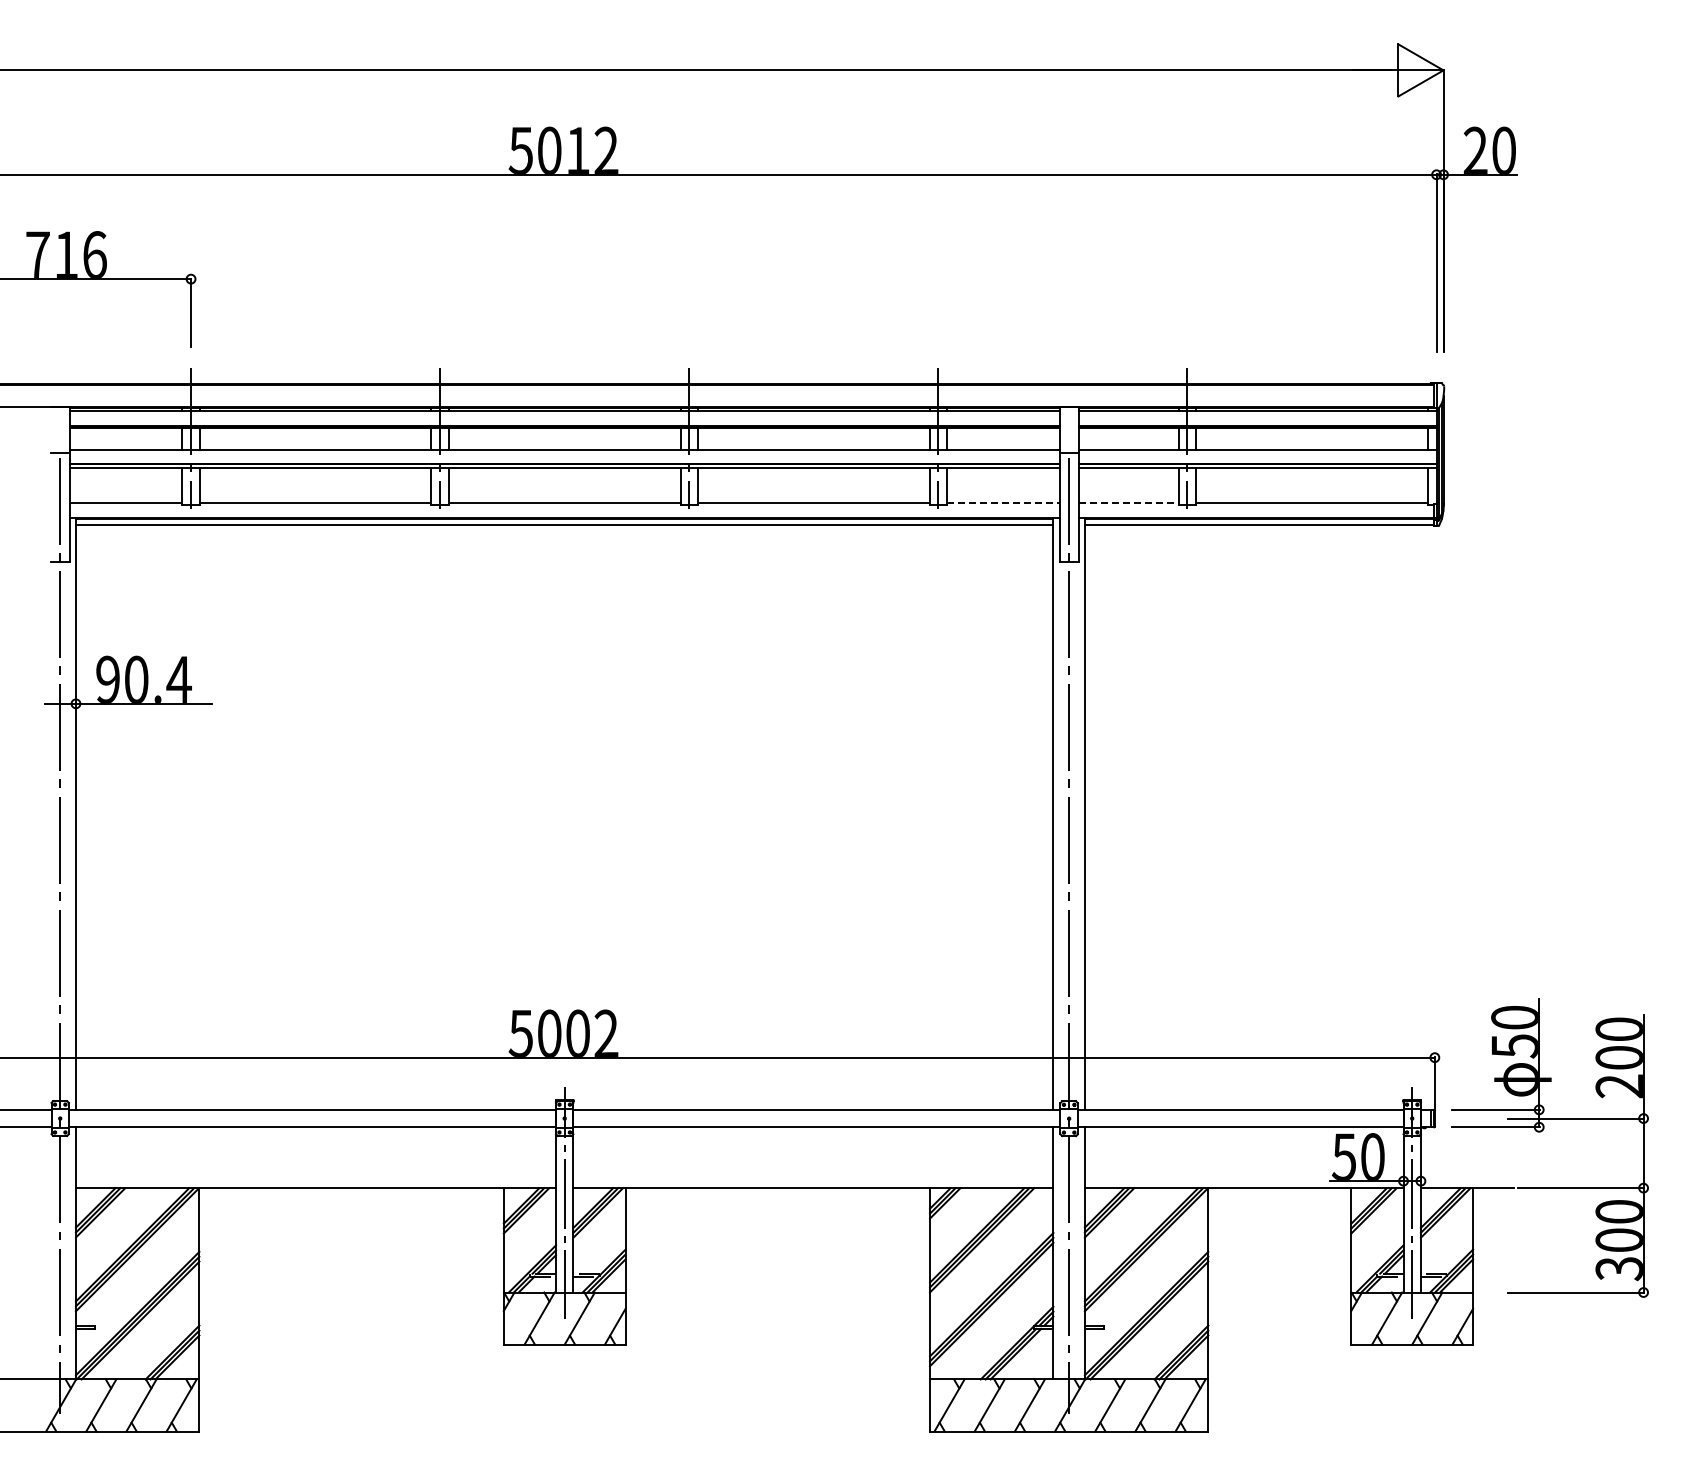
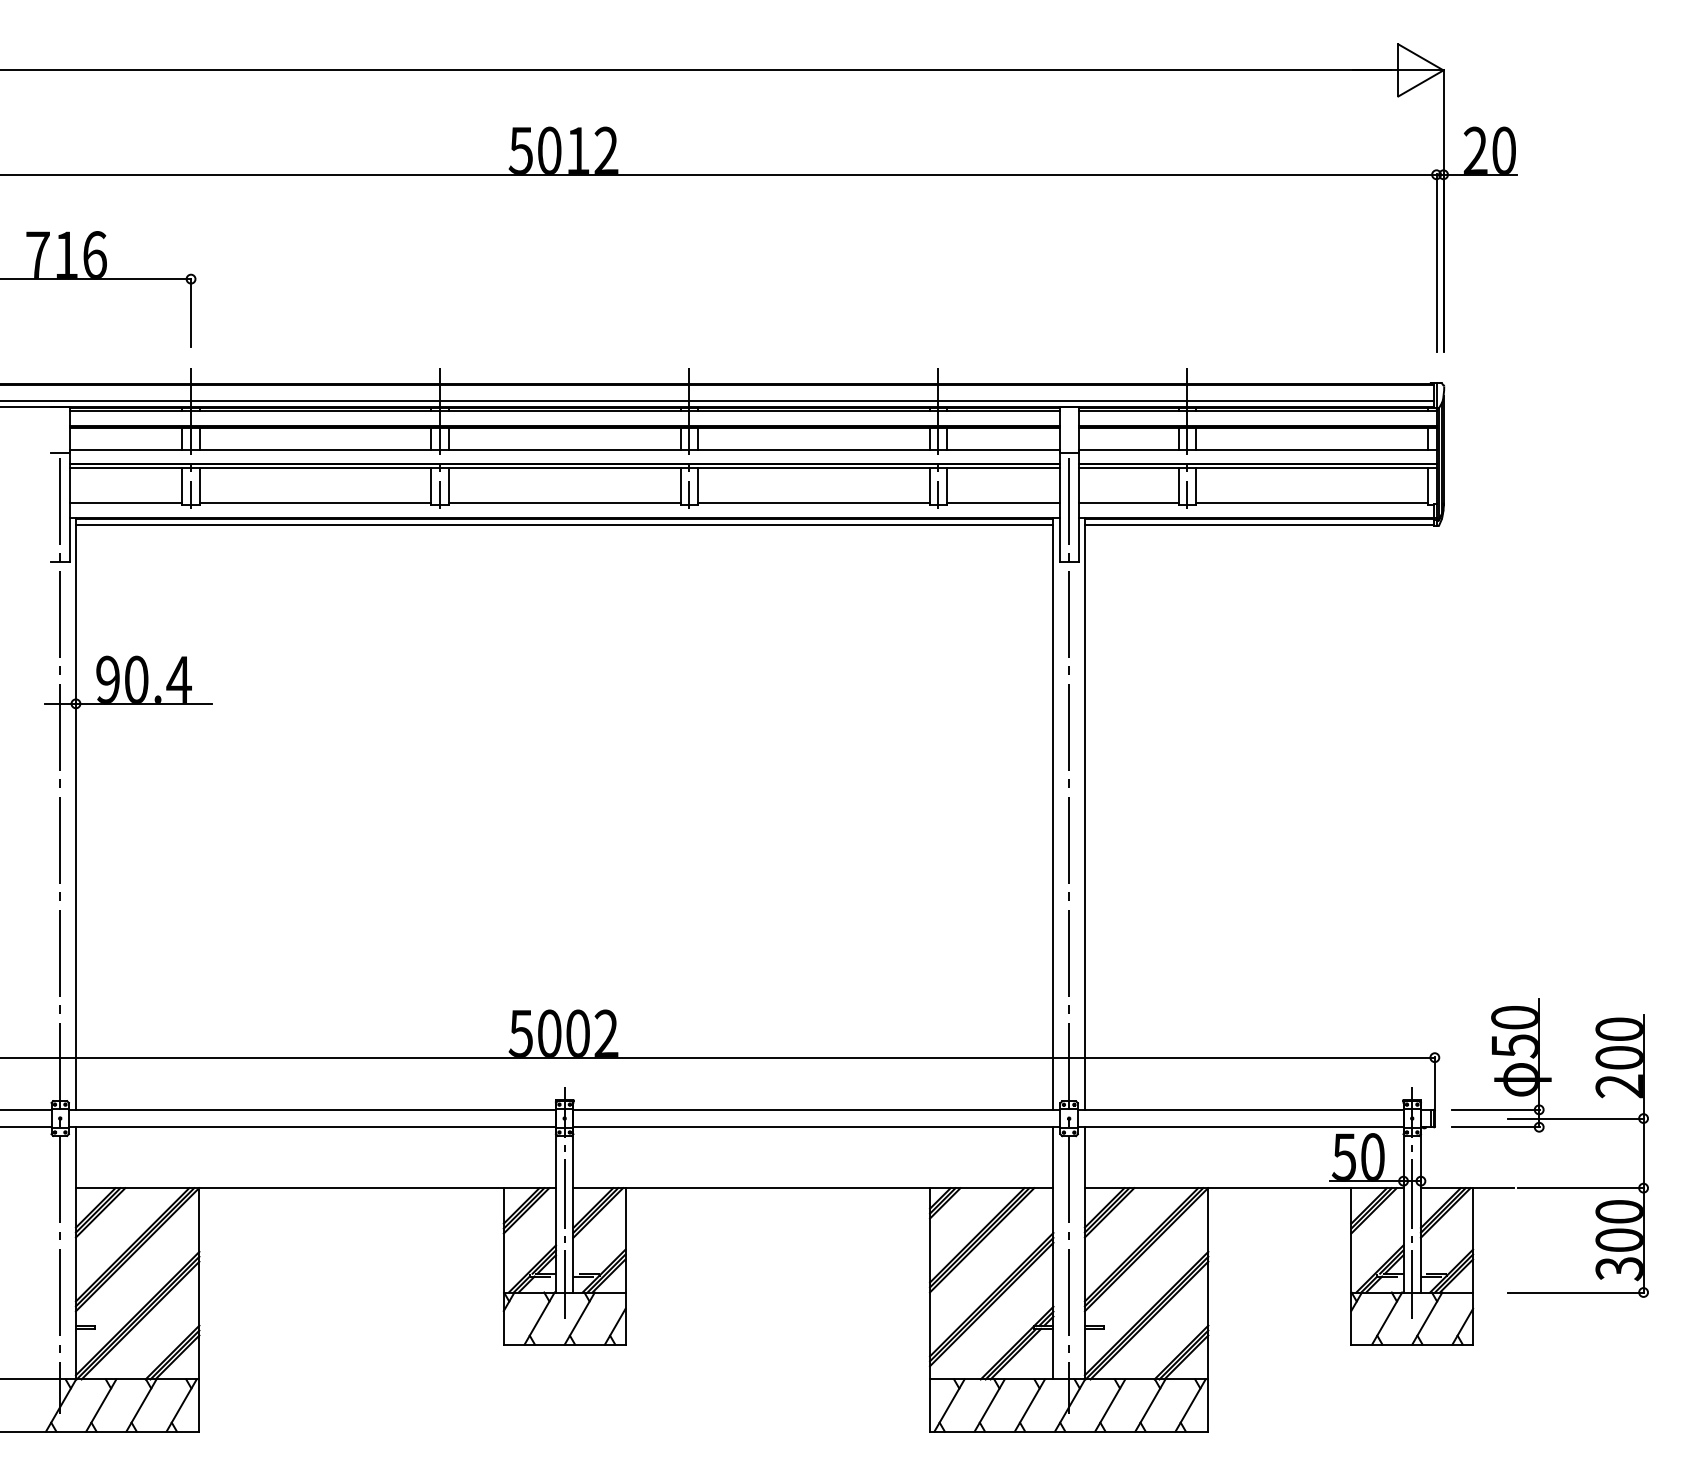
line: none -> present (718, 400)
line: dashed -> solid (1003, 503)
line: dashed -> solid (1129, 503)
